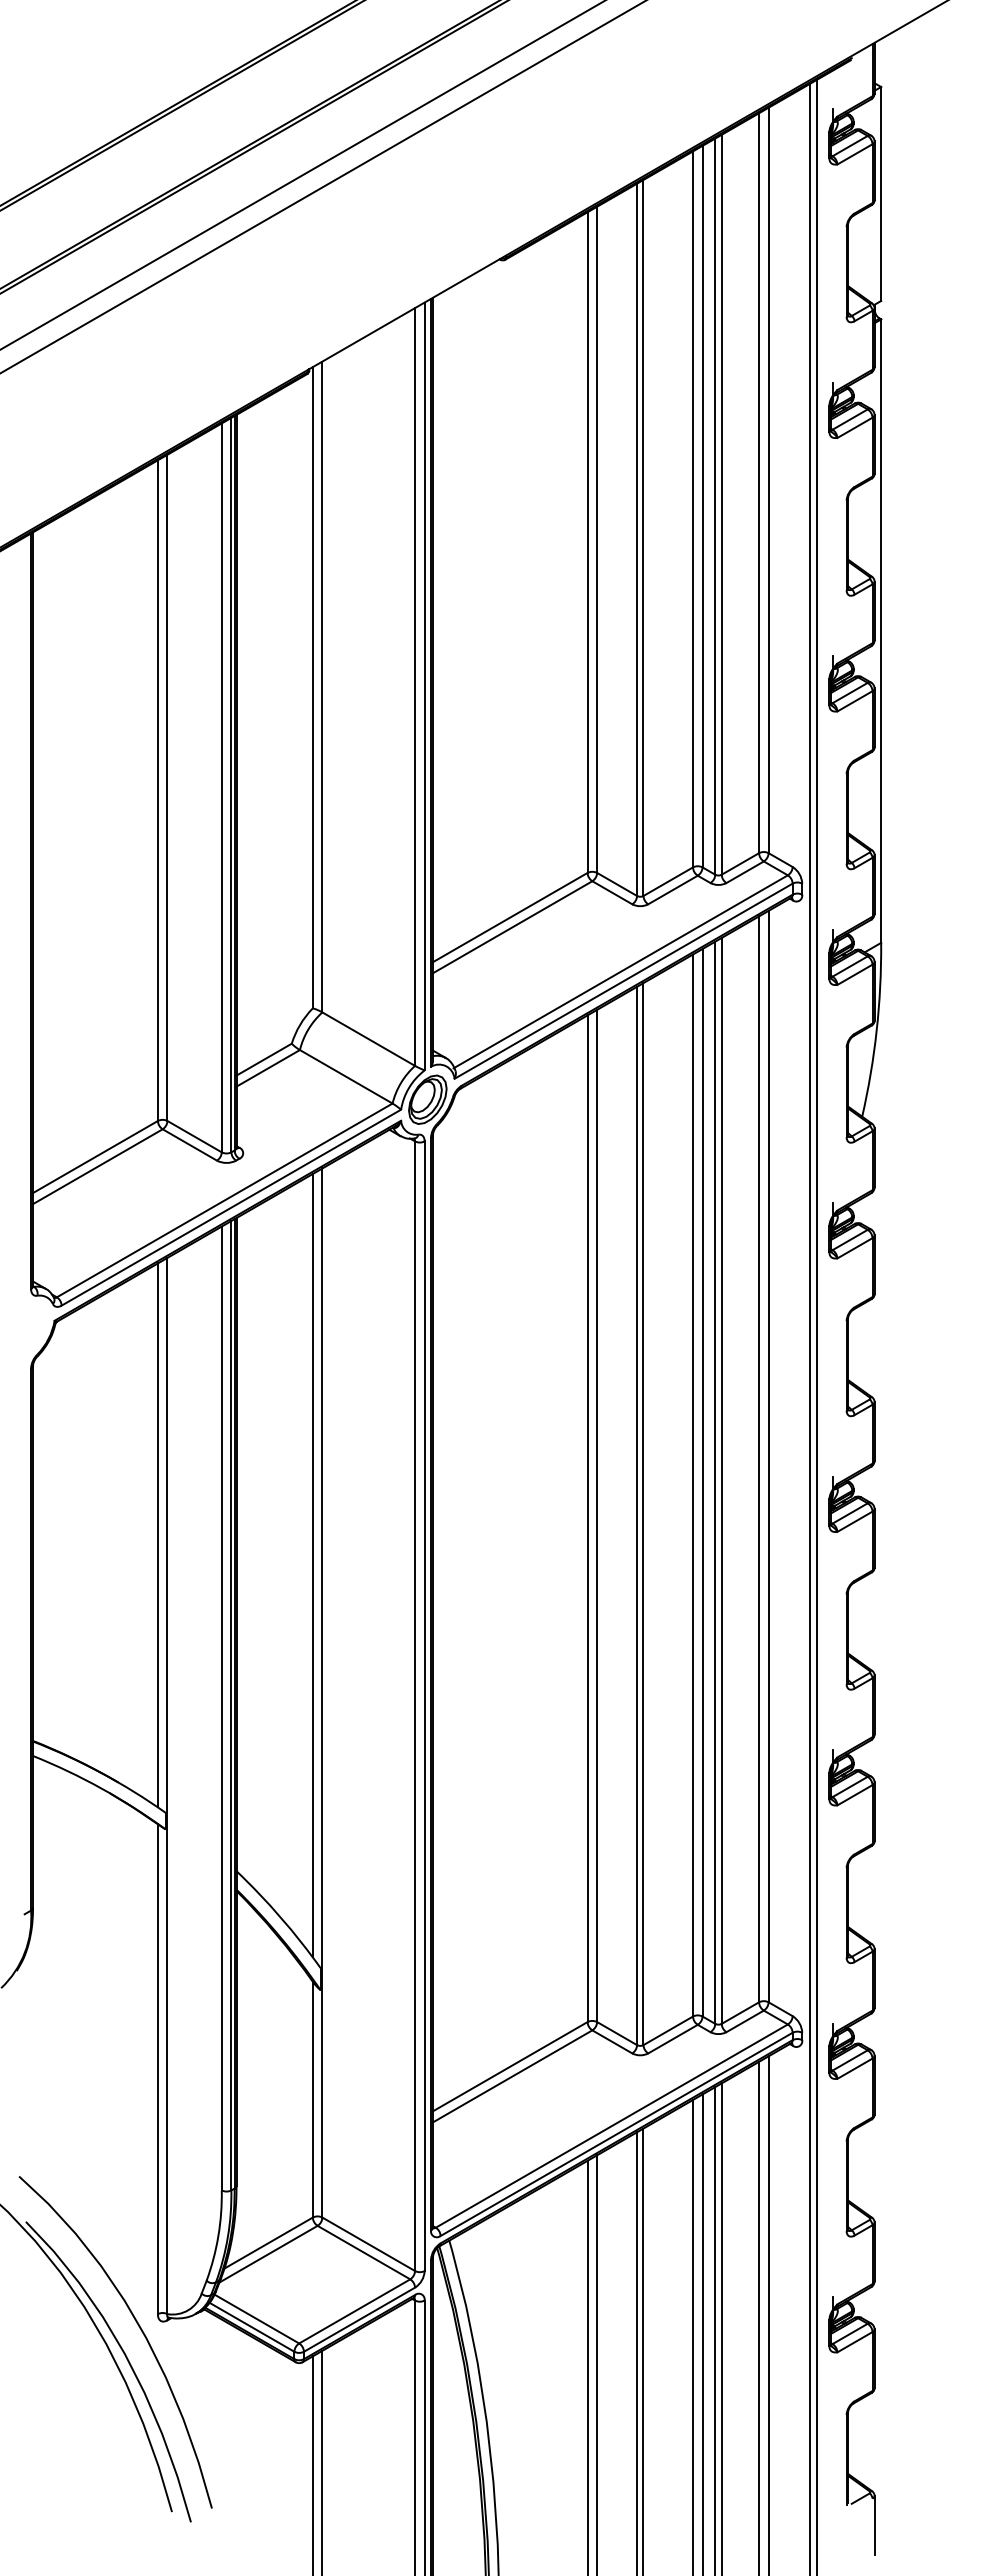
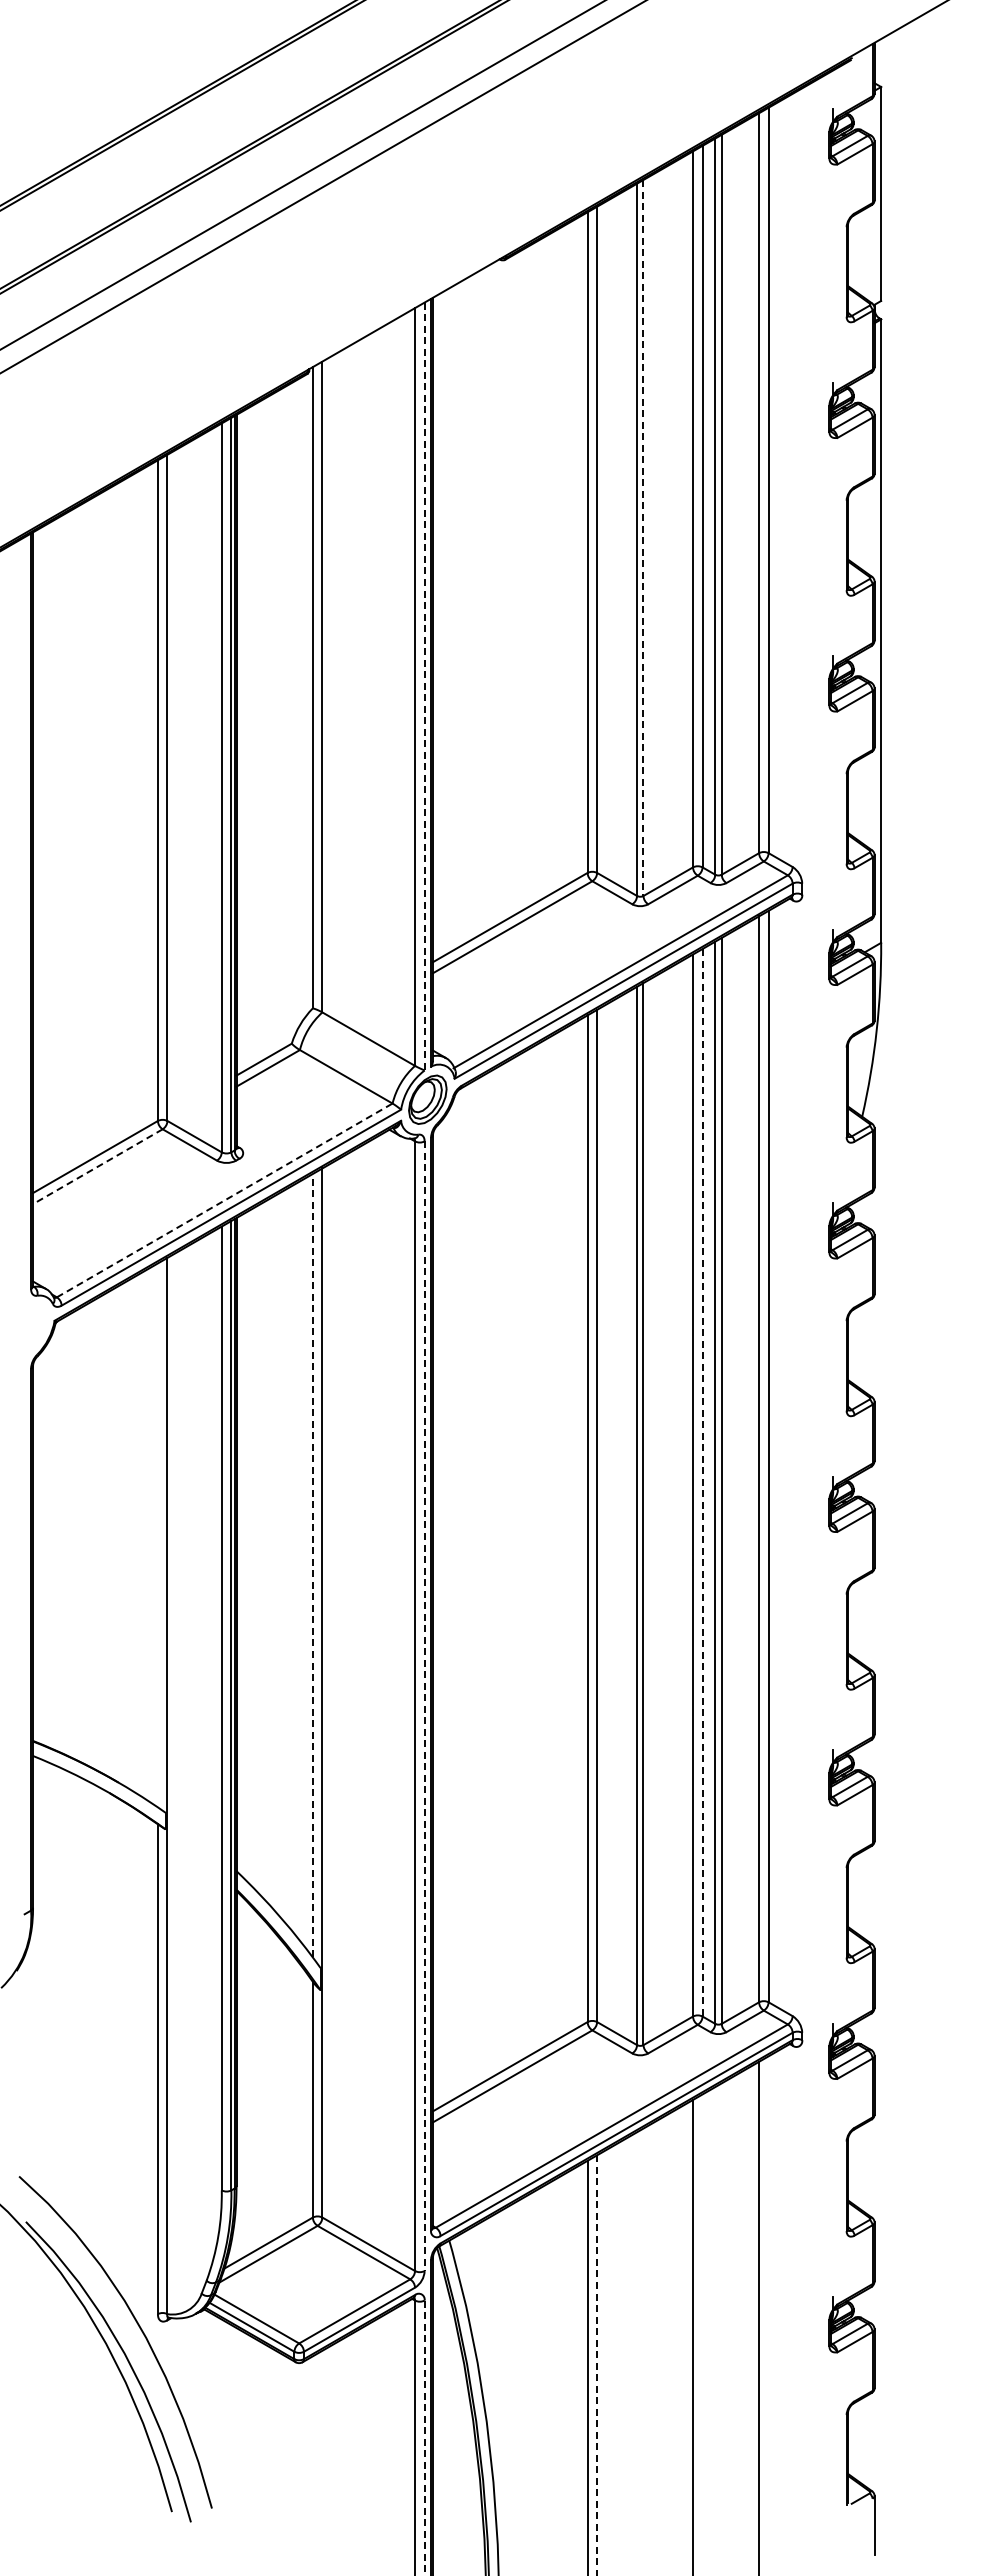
line: solid -> dashed (643, 538)
line: solid -> dashed (424, 686)
line: solid -> dashed (97, 1166)
line: solid -> dashed (224, 1200)
line: present -> none (816, 1326)
line: present -> none (810, 1327)
line: solid -> dashed (702, 1482)
line: present -> none (157, 1535)
line: solid -> dashed (312, 1565)
line: solid -> dashed (424, 1706)
line: present -> none (768, 2314)
line: present -> none (721, 2327)
line: present -> none (715, 2329)
line: present -> none (702, 2333)
line: present -> none (643, 2350)
line: present -> none (637, 2352)
line: solid -> dashed (597, 2365)
line: solid -> dashed (424, 2438)
line: present -> none (322, 2461)
line: present -> none (312, 2464)
